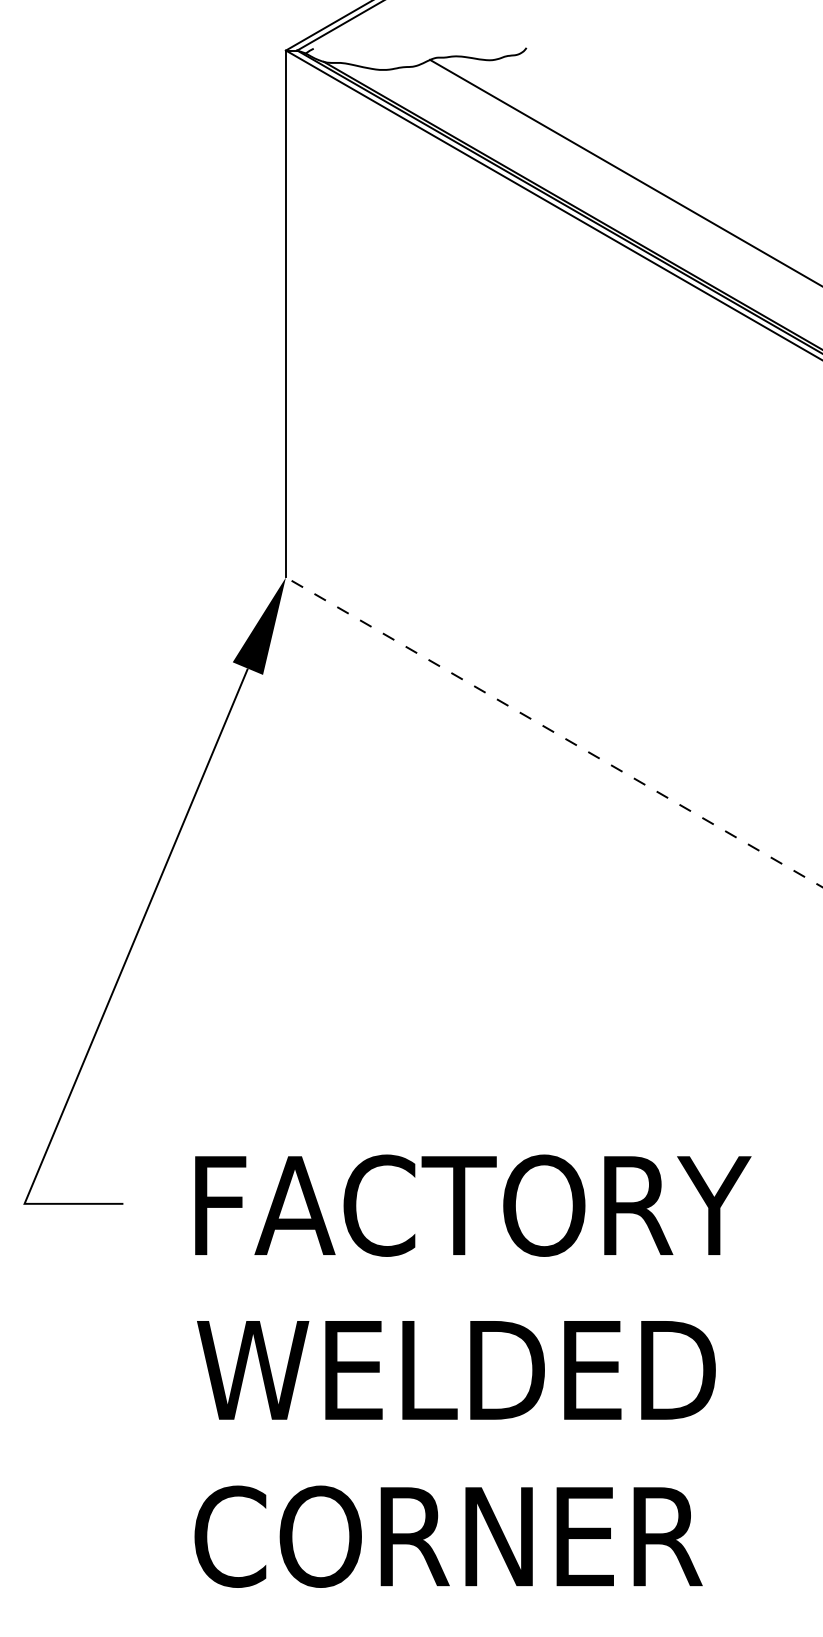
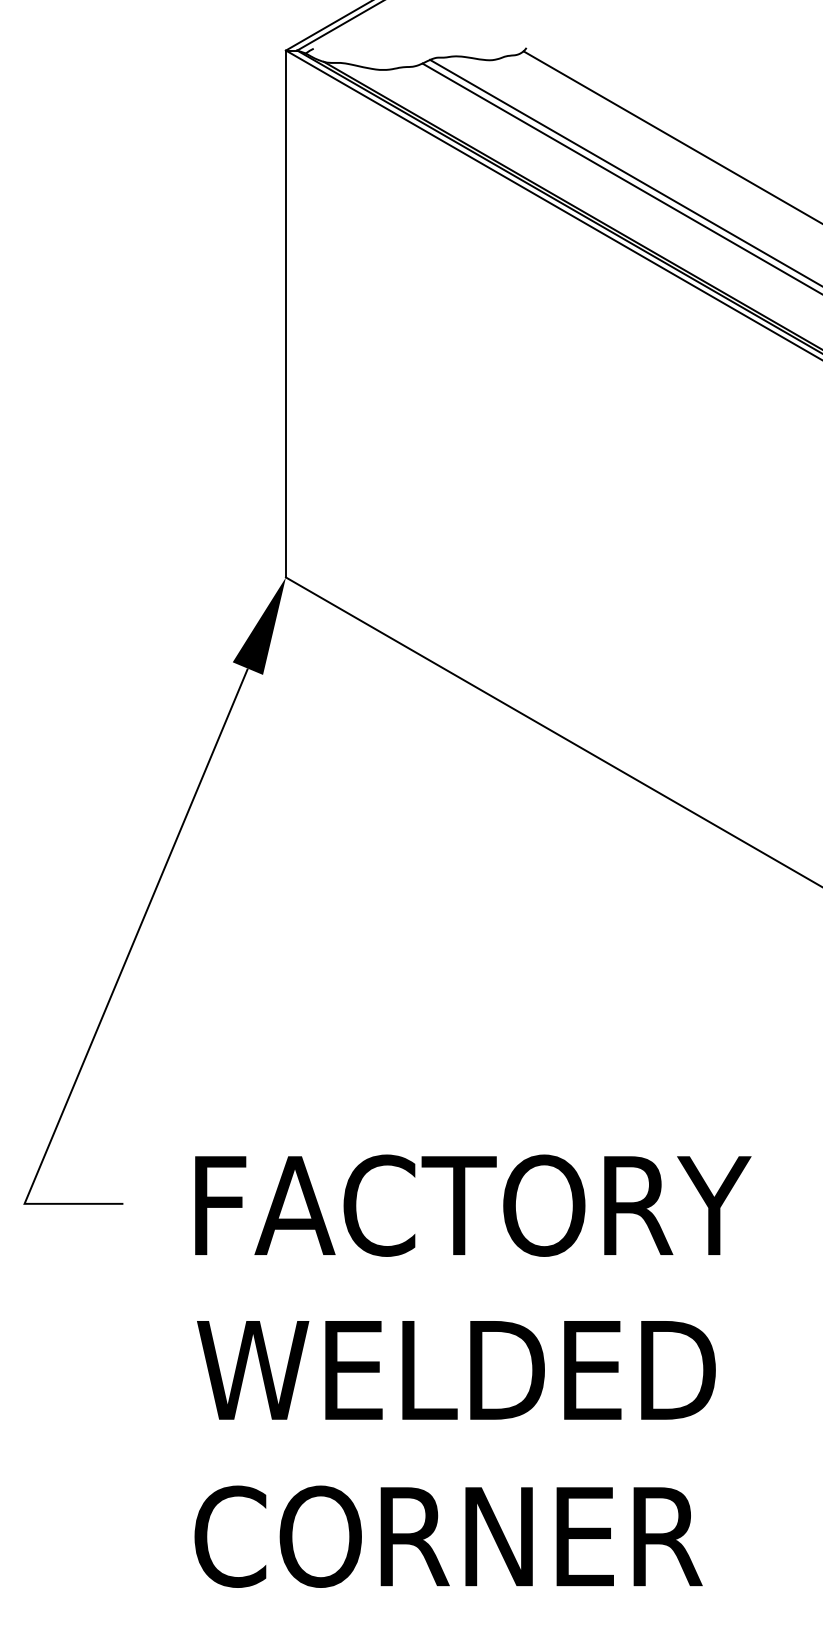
line: none -> present (671, 136)
line: none -> present (620, 177)
line: dashed -> solid (554, 732)
